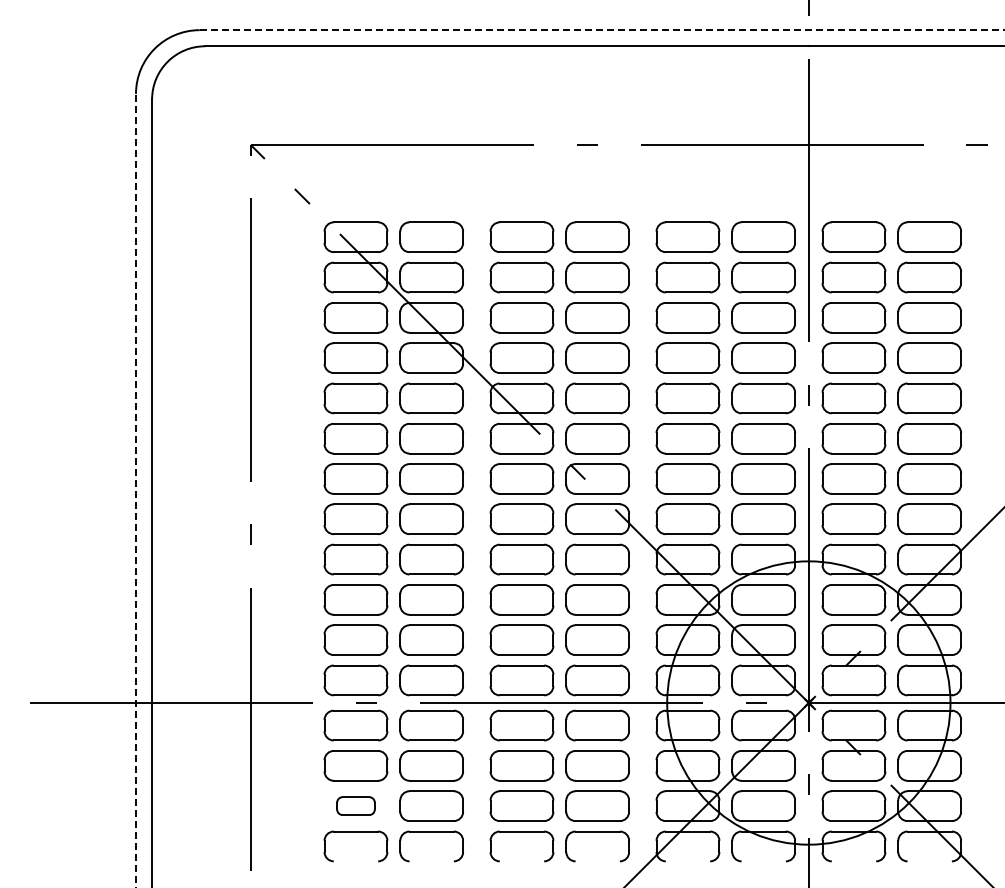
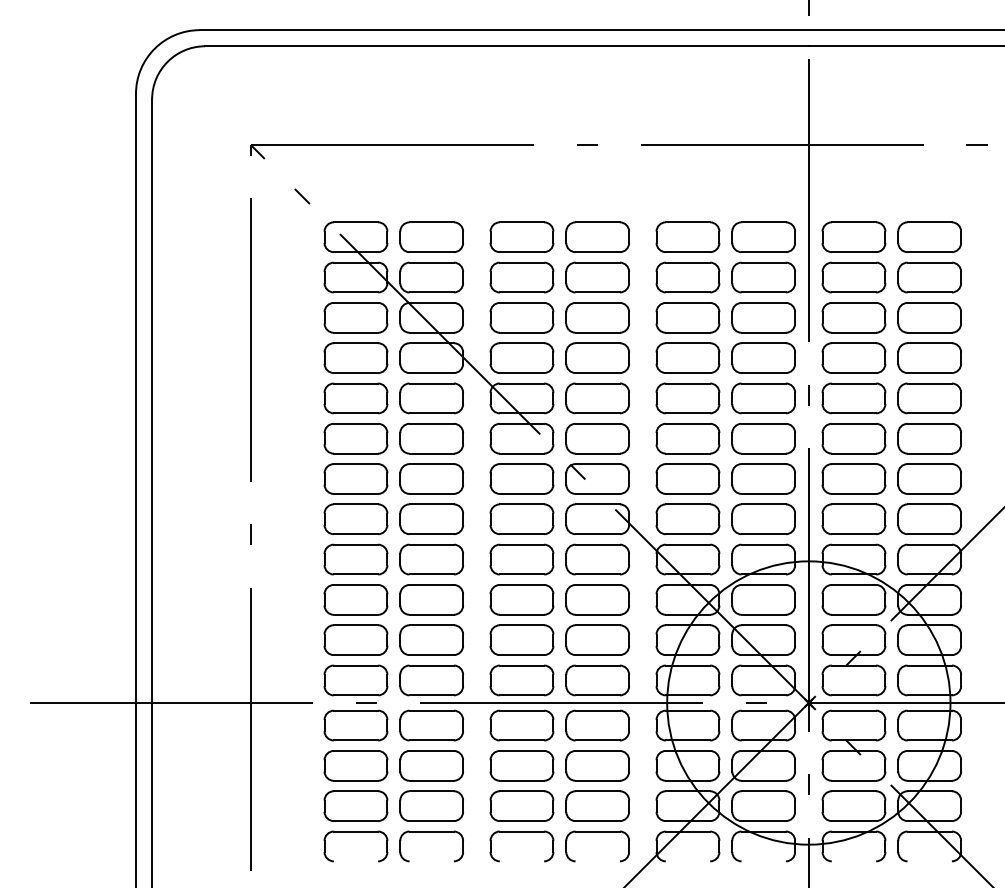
line: dashed -> solid (602, 30)
line: dashed -> solid (136, 490)
part size: 40x20 px -> 66x32 px (355, 805)
